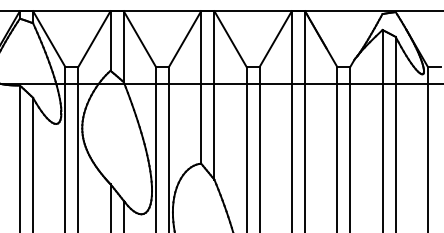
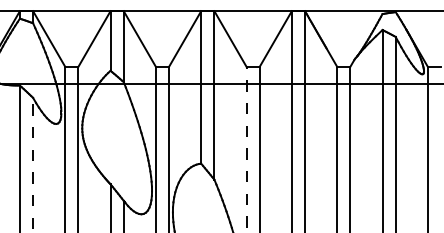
line: solid -> dashed (246, 149)
line: solid -> dashed (33, 164)
